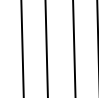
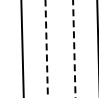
line: solid -> dashed (74, 48)
line: solid -> dashed (46, 49)
